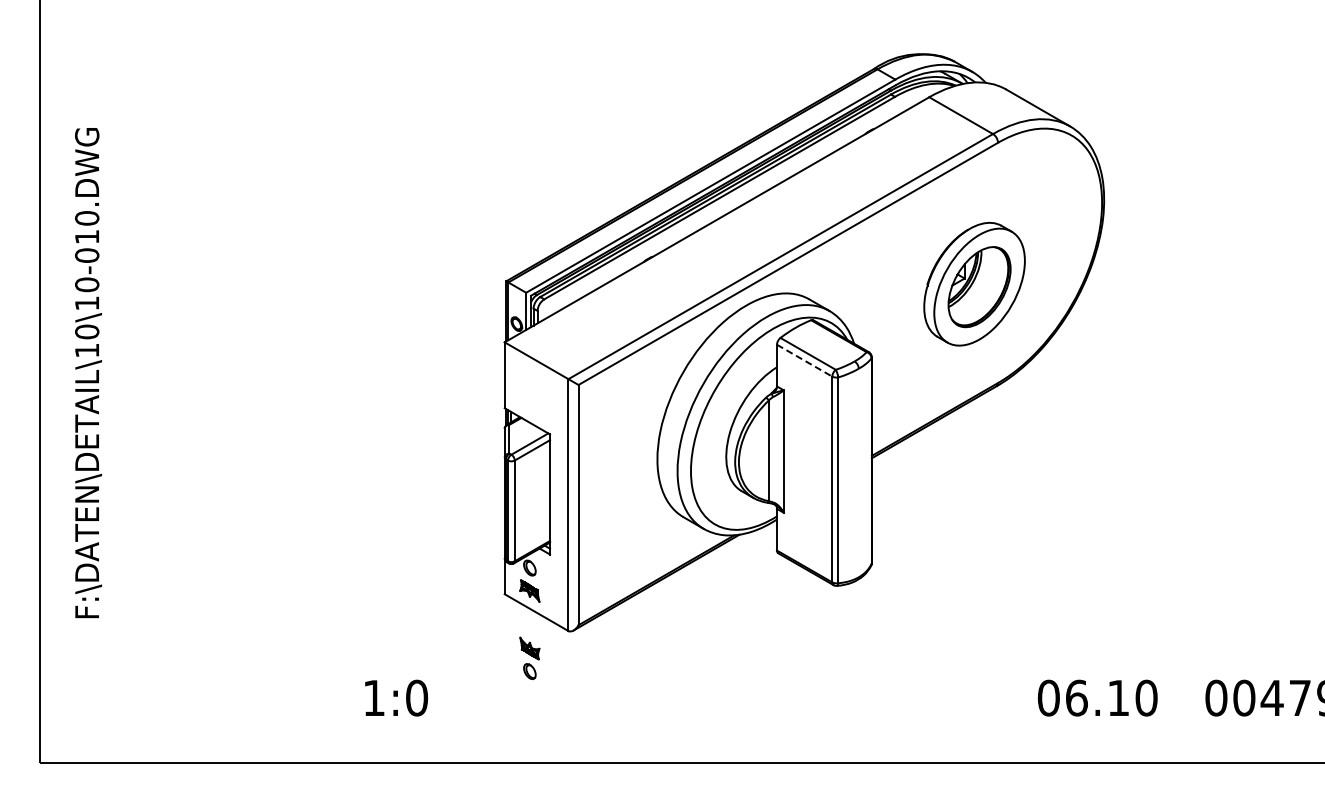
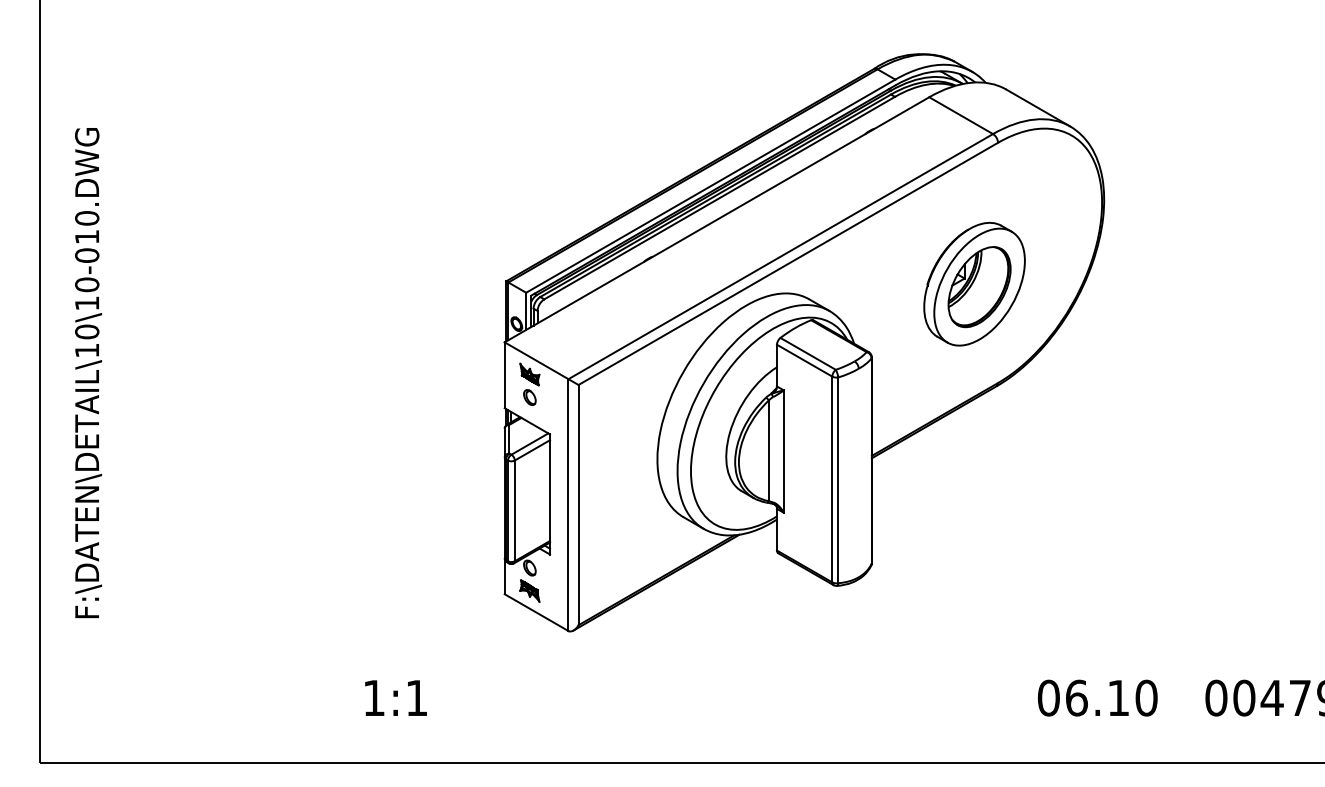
line: dashed -> solid (804, 360)
part position: (529, 657) -> (529, 383) (529, 383)
text: 1:0 -> 1:1 (417, 697)
